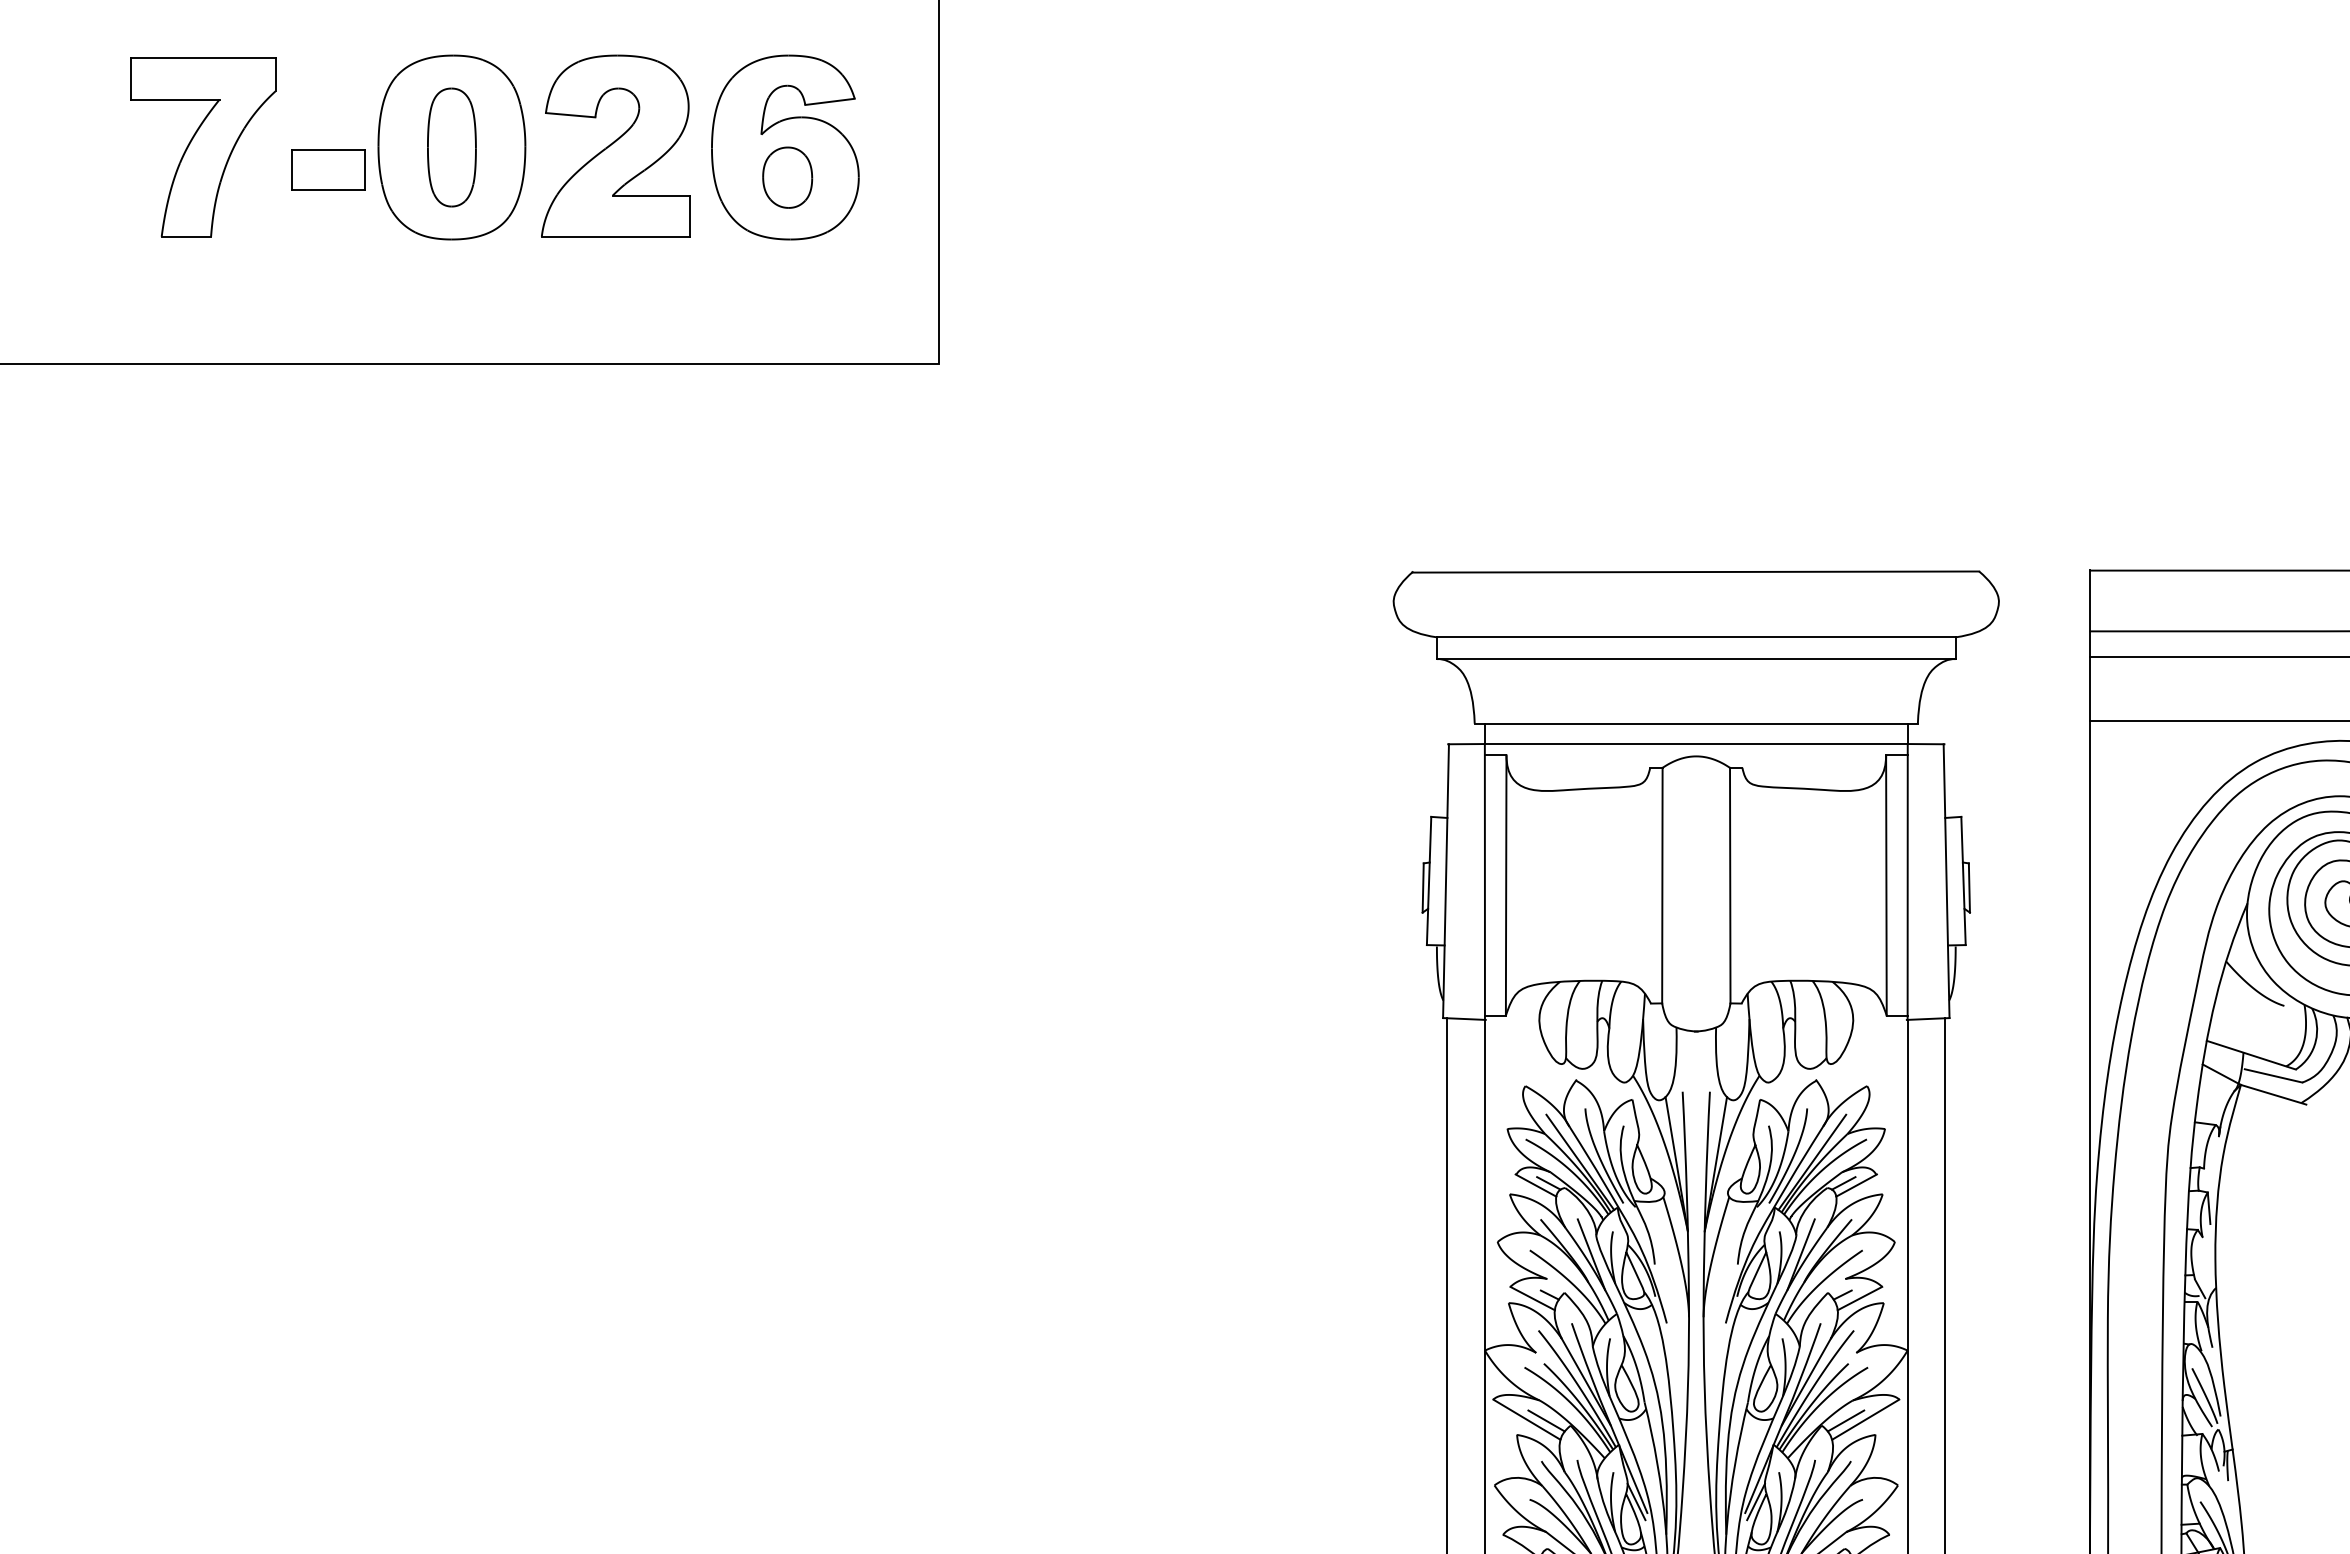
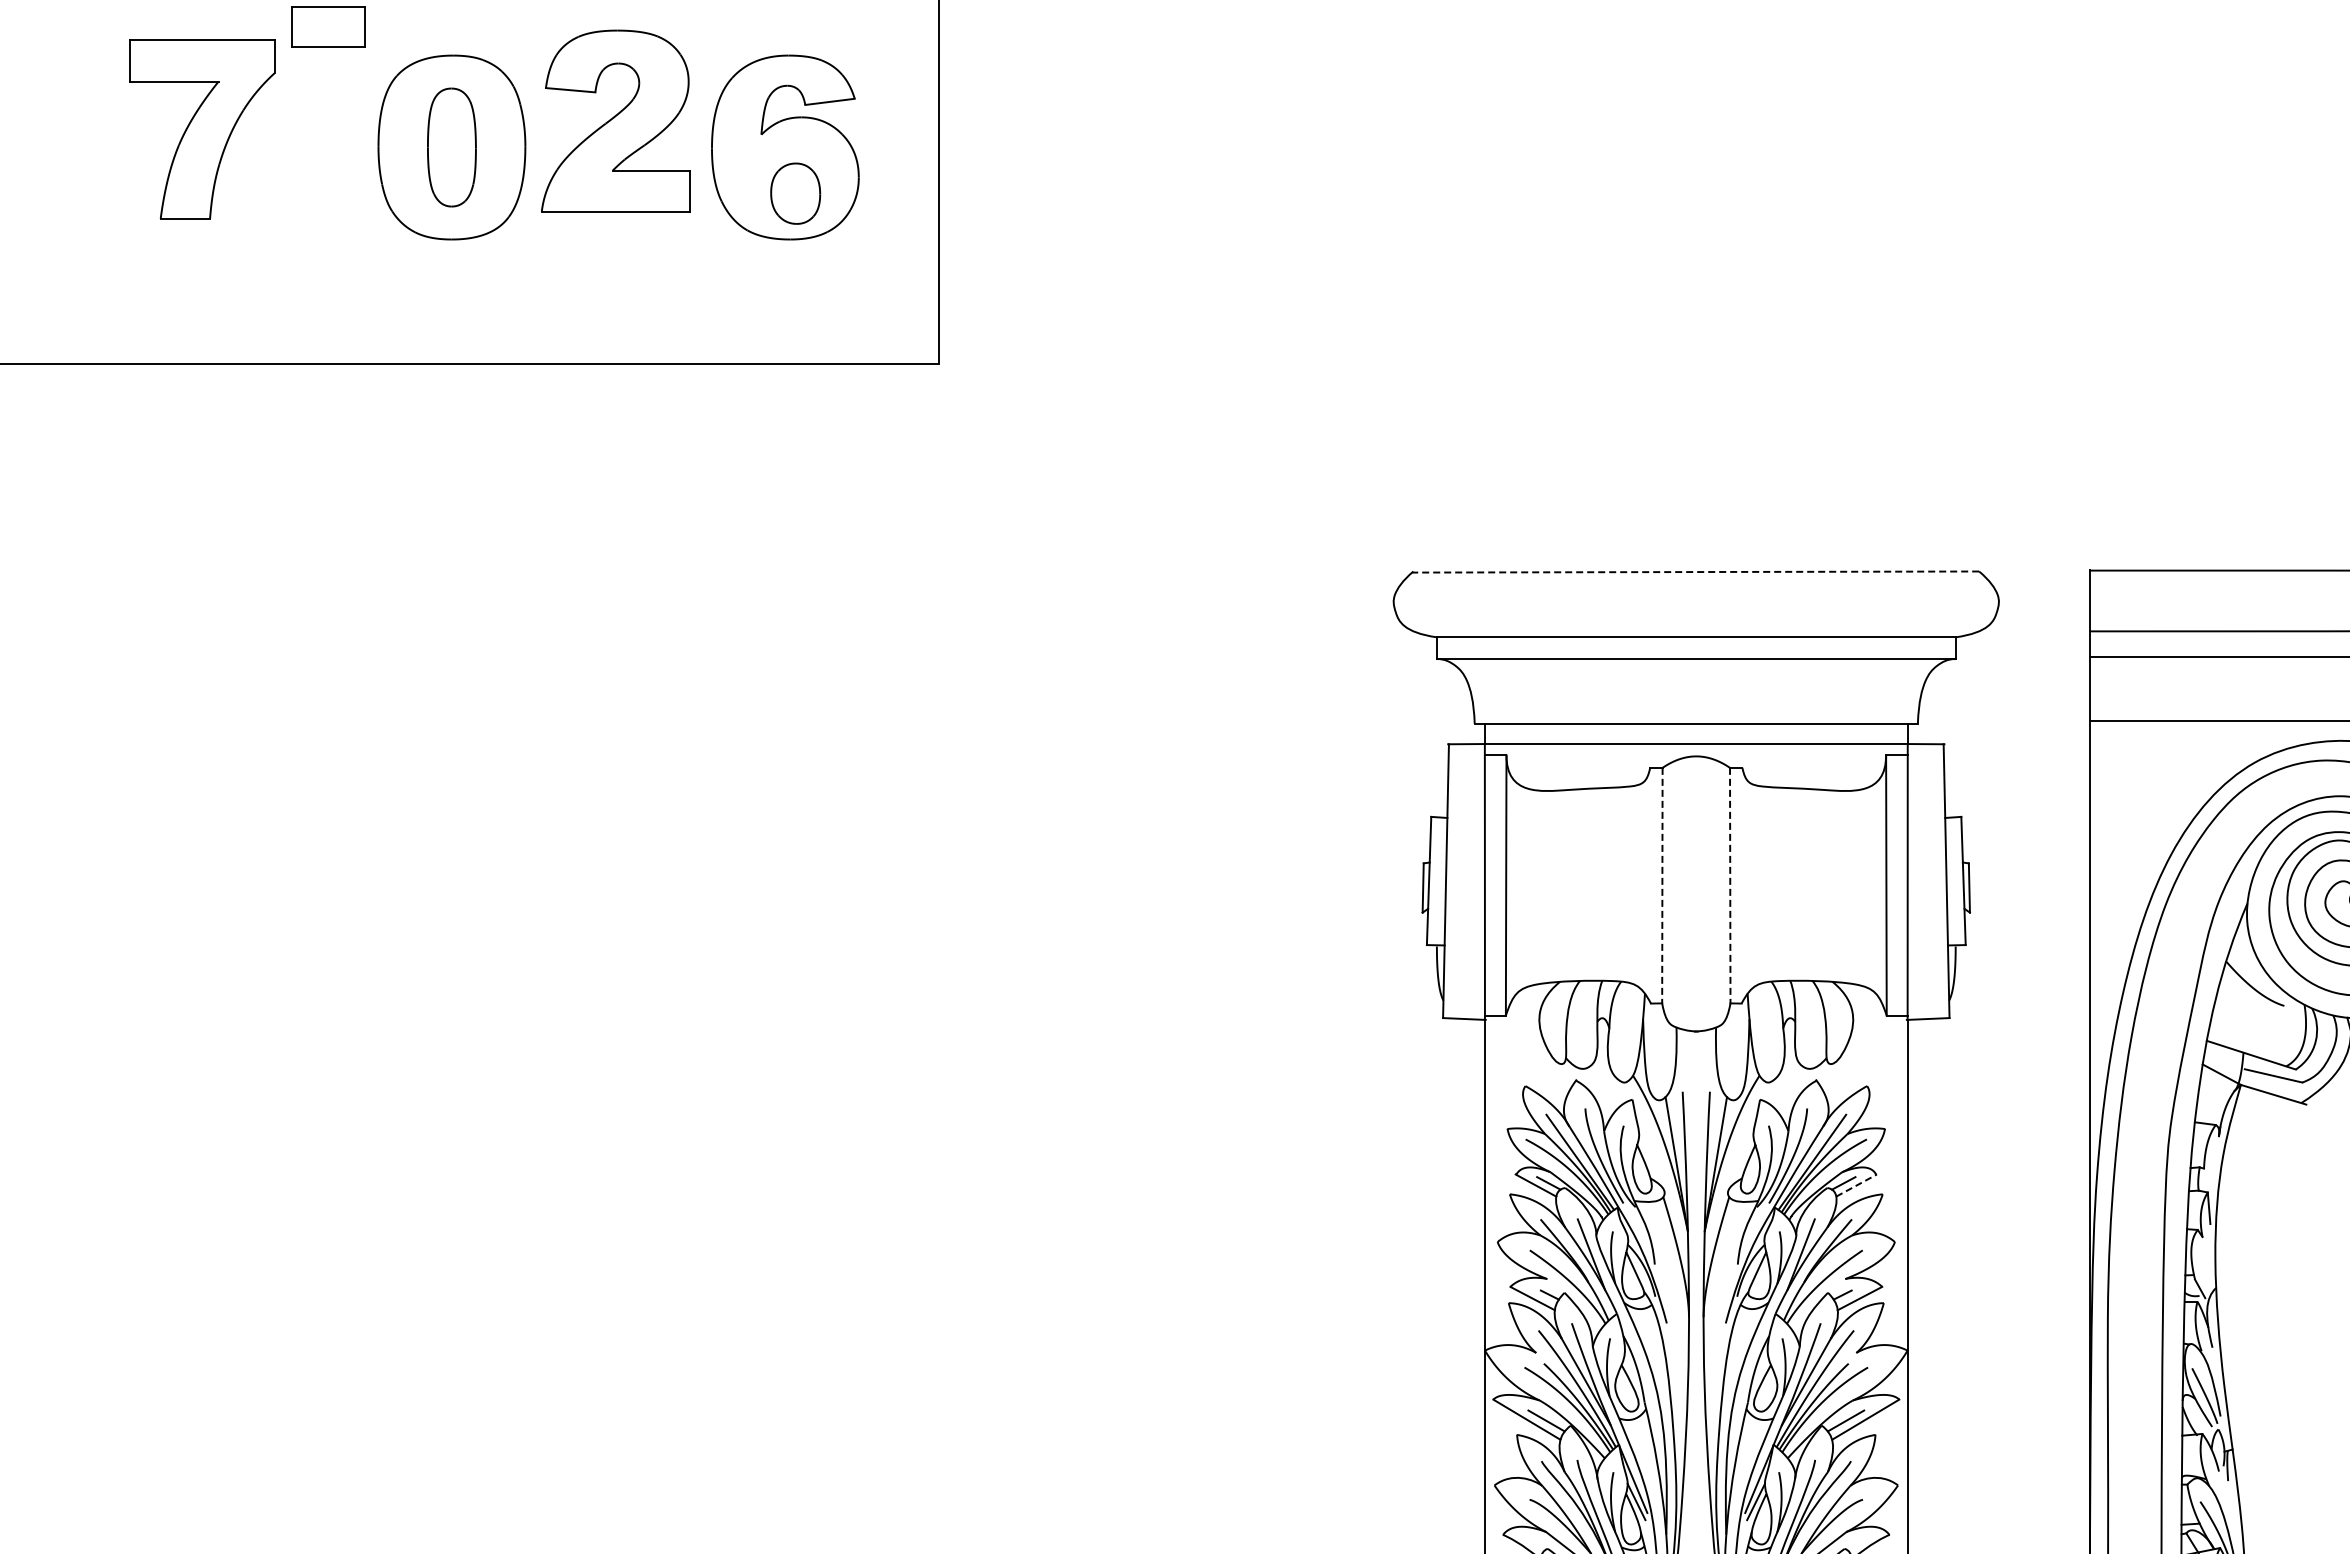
part position: (615, 145) -> (615, 120) (615, 120)
part position: (203, 147) -> (202, 129) (202, 129)
part position: (328, 169) -> (328, 26) (328, 26)
part position: (787, 177) -> (795, 193) (795, 193)
line: solid -> dashed (1695, 572)
line: solid -> dashed (1662, 885)
line: solid -> dashed (1730, 885)
line: solid -> dashed (1857, 1185)
line: present -> none (1447, 1284)
line: present -> none (1945, 1284)
